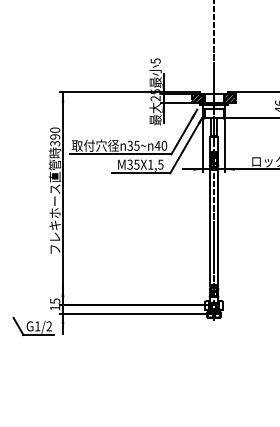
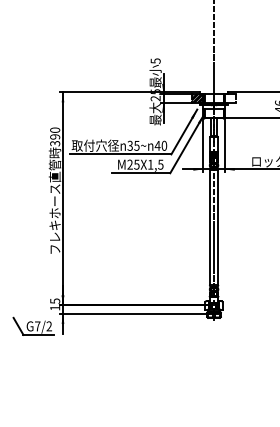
hatch: present -> none (230, 97)
text: M35X1,5 -> M25X1,5 (129, 165)
text: G1/2 -> G7/2 (37, 326)
